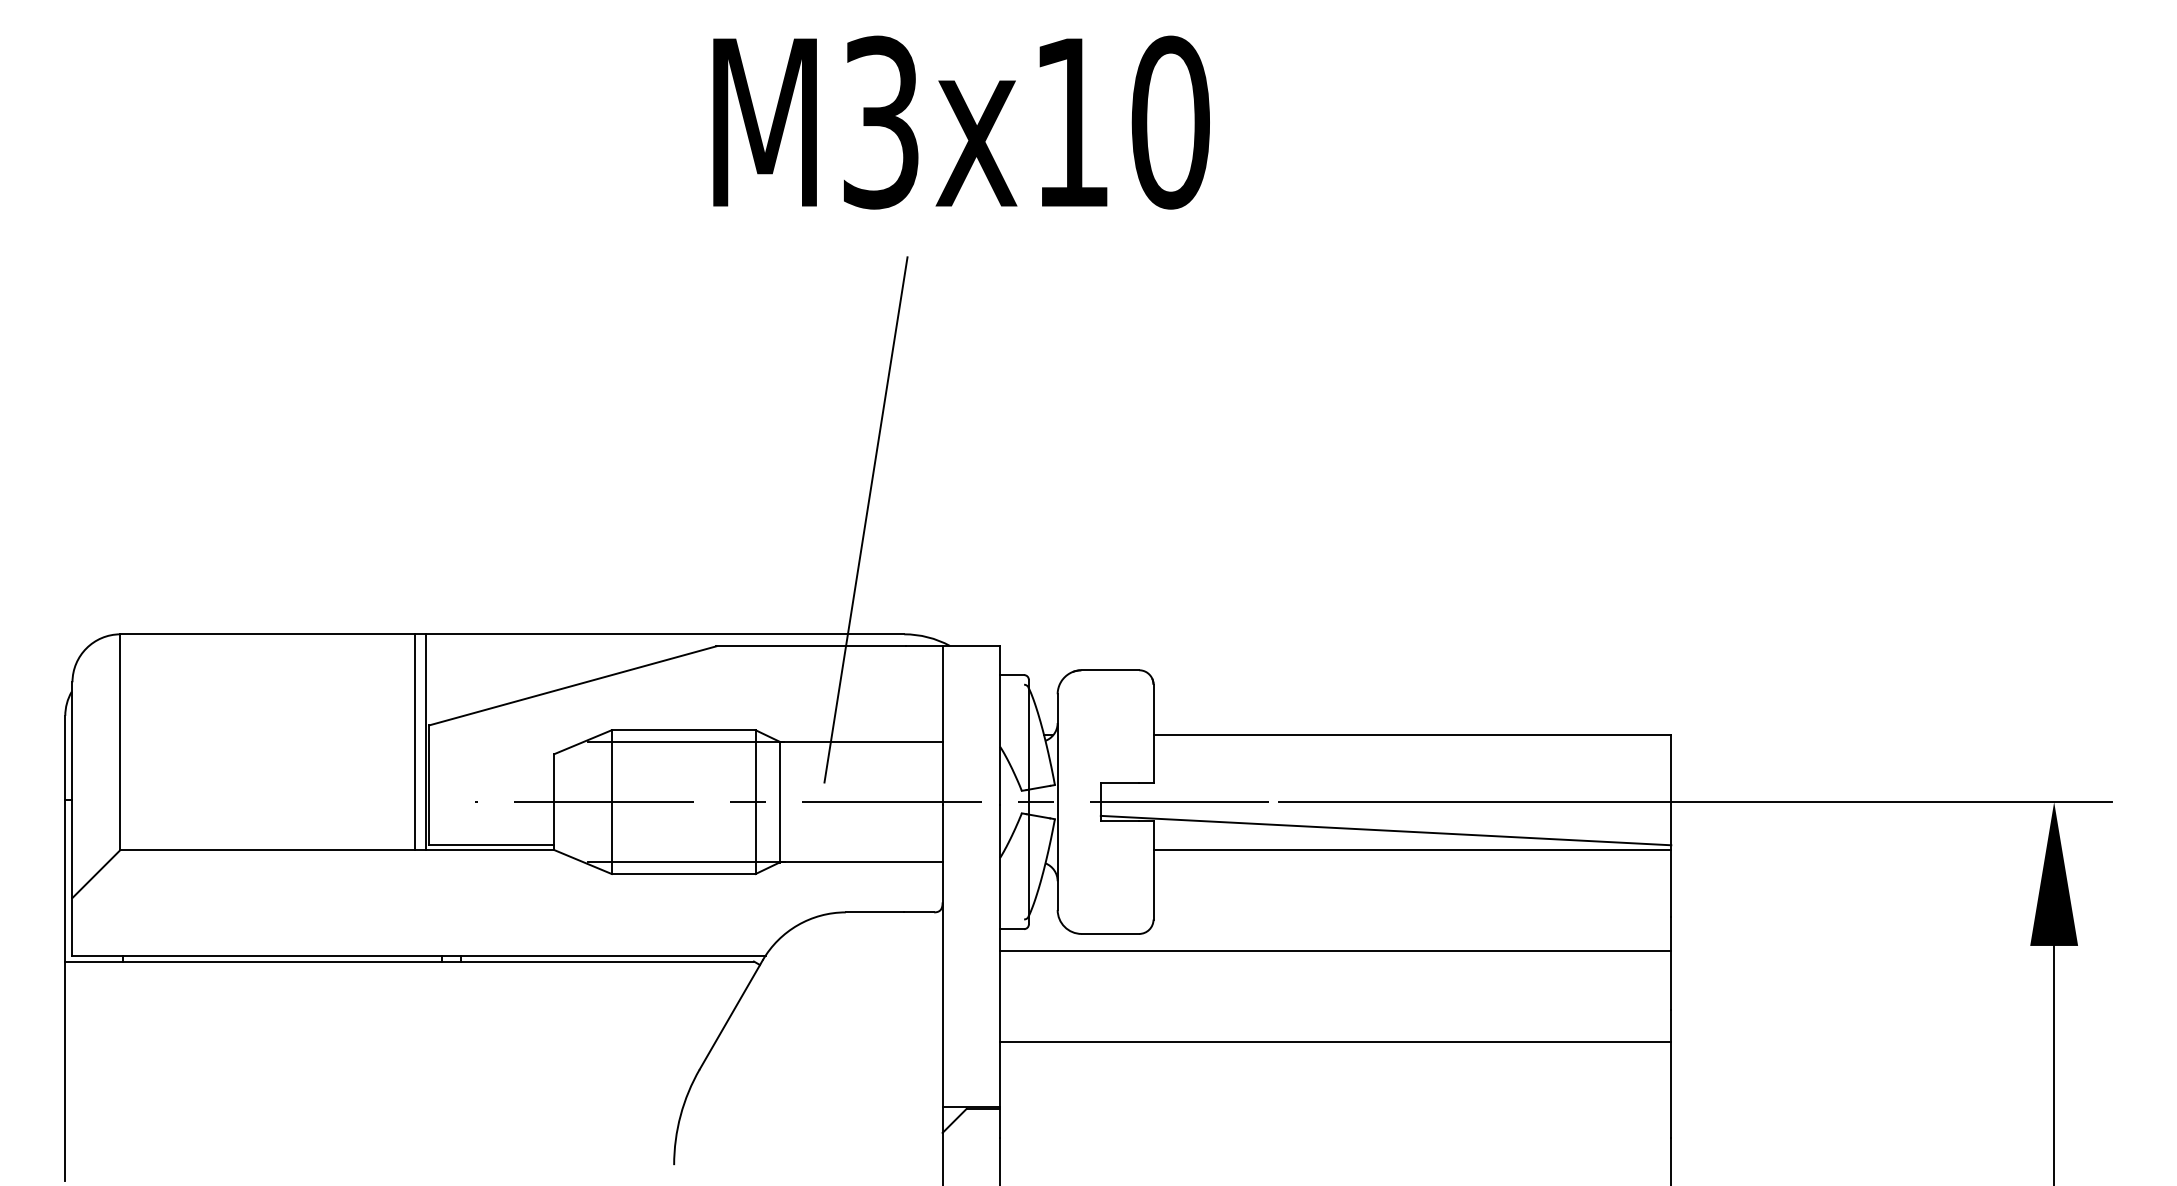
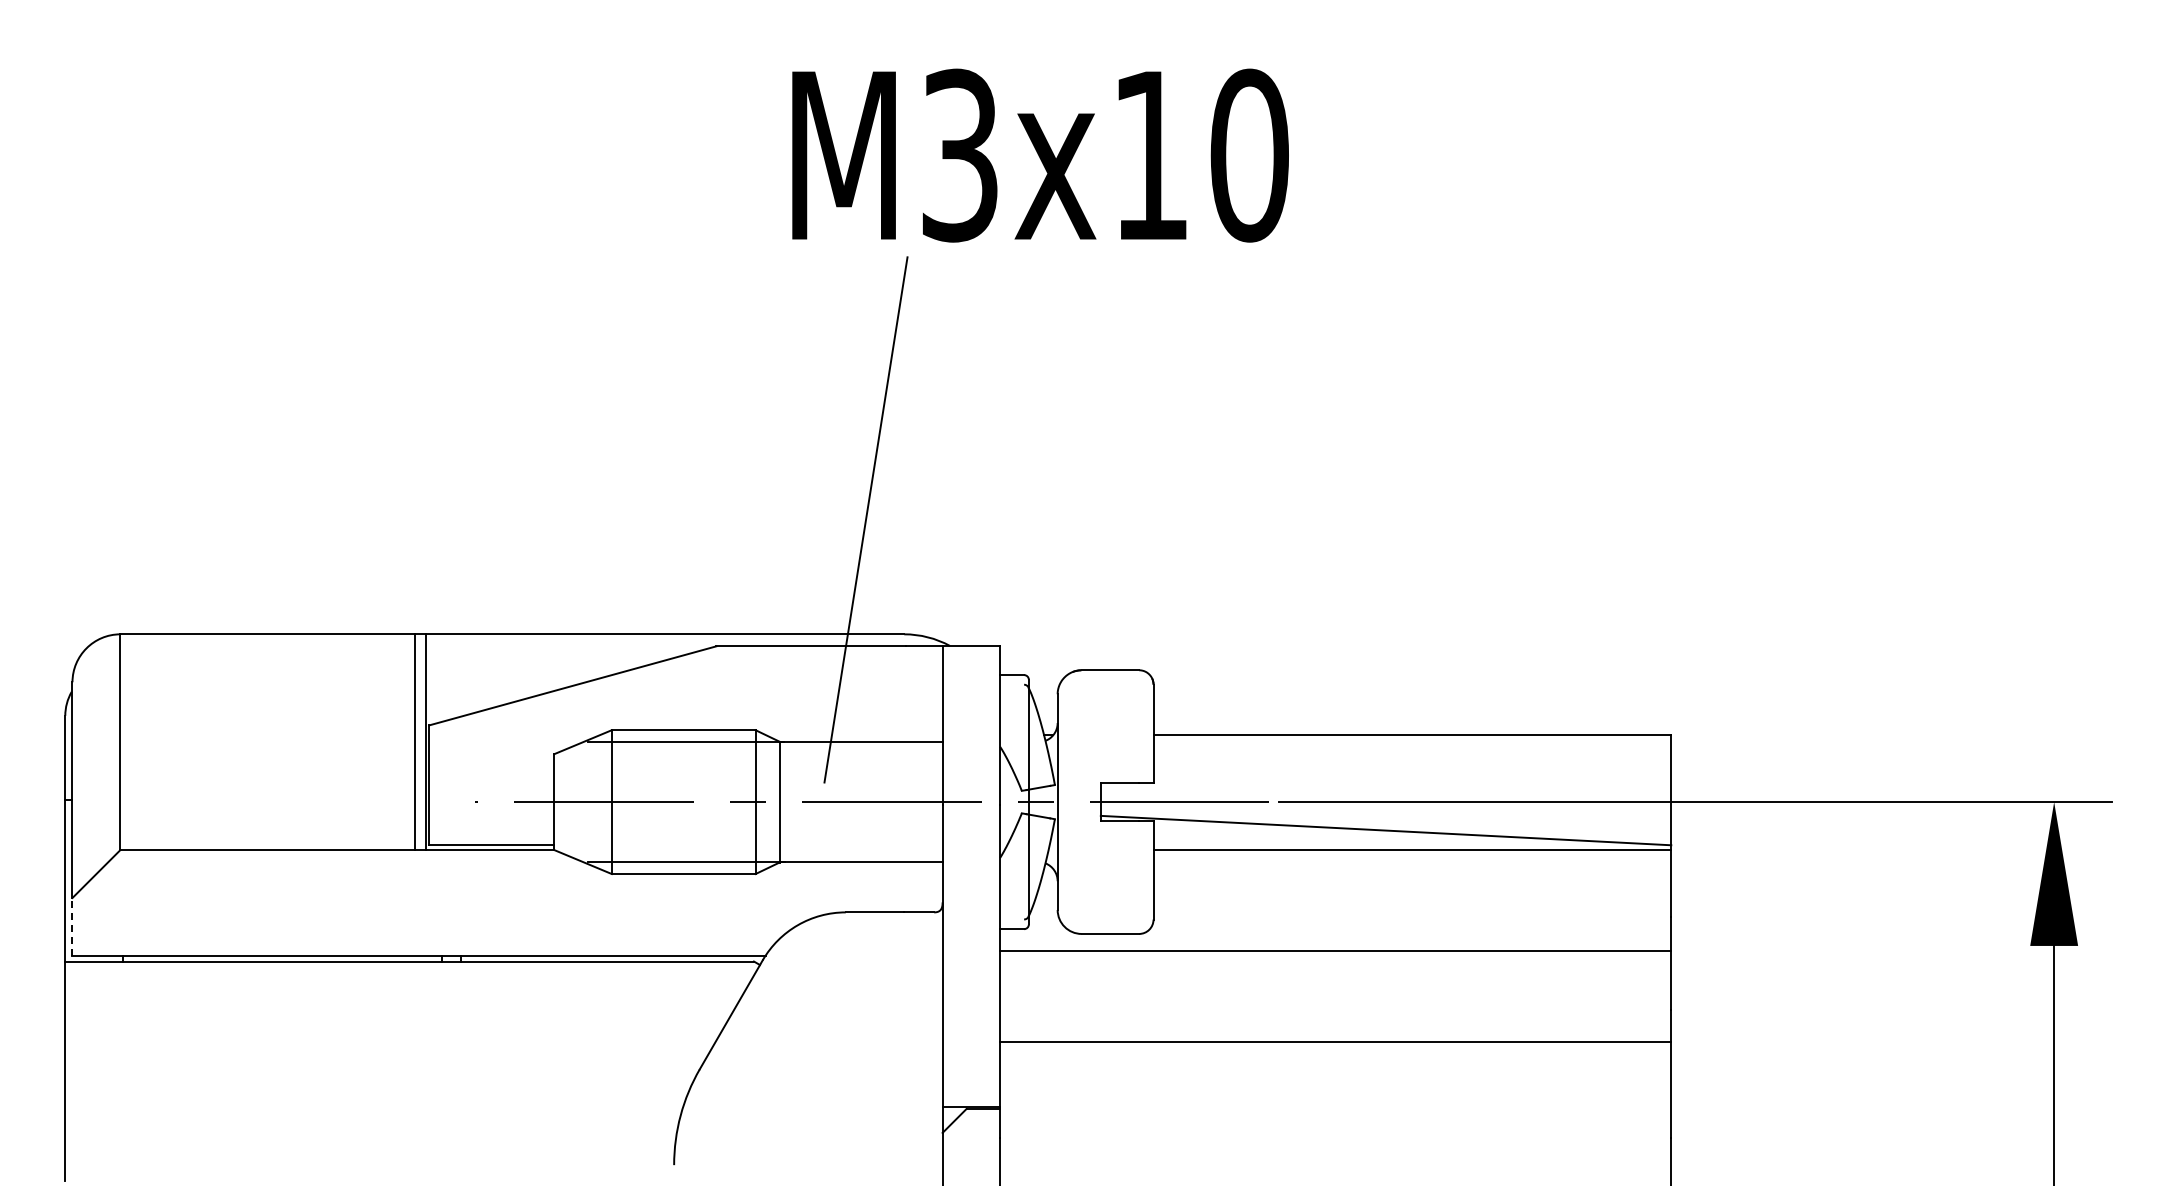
text position: (961, 122) -> (1040, 155) (1040, 155)
line: solid -> dashed (72, 926)
